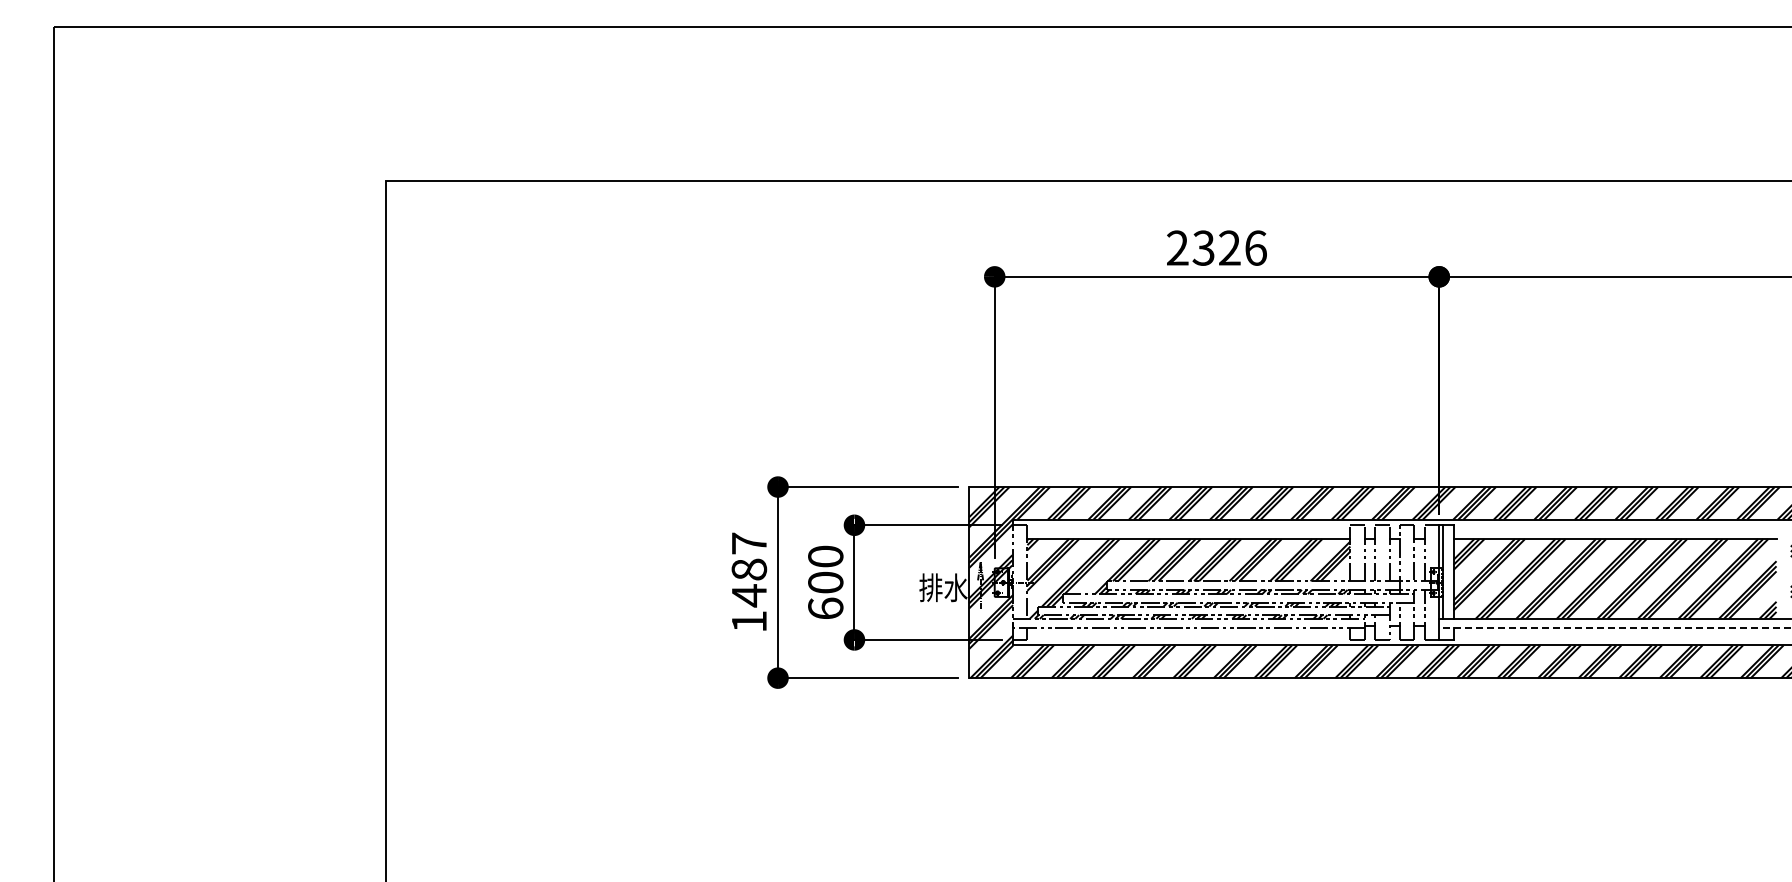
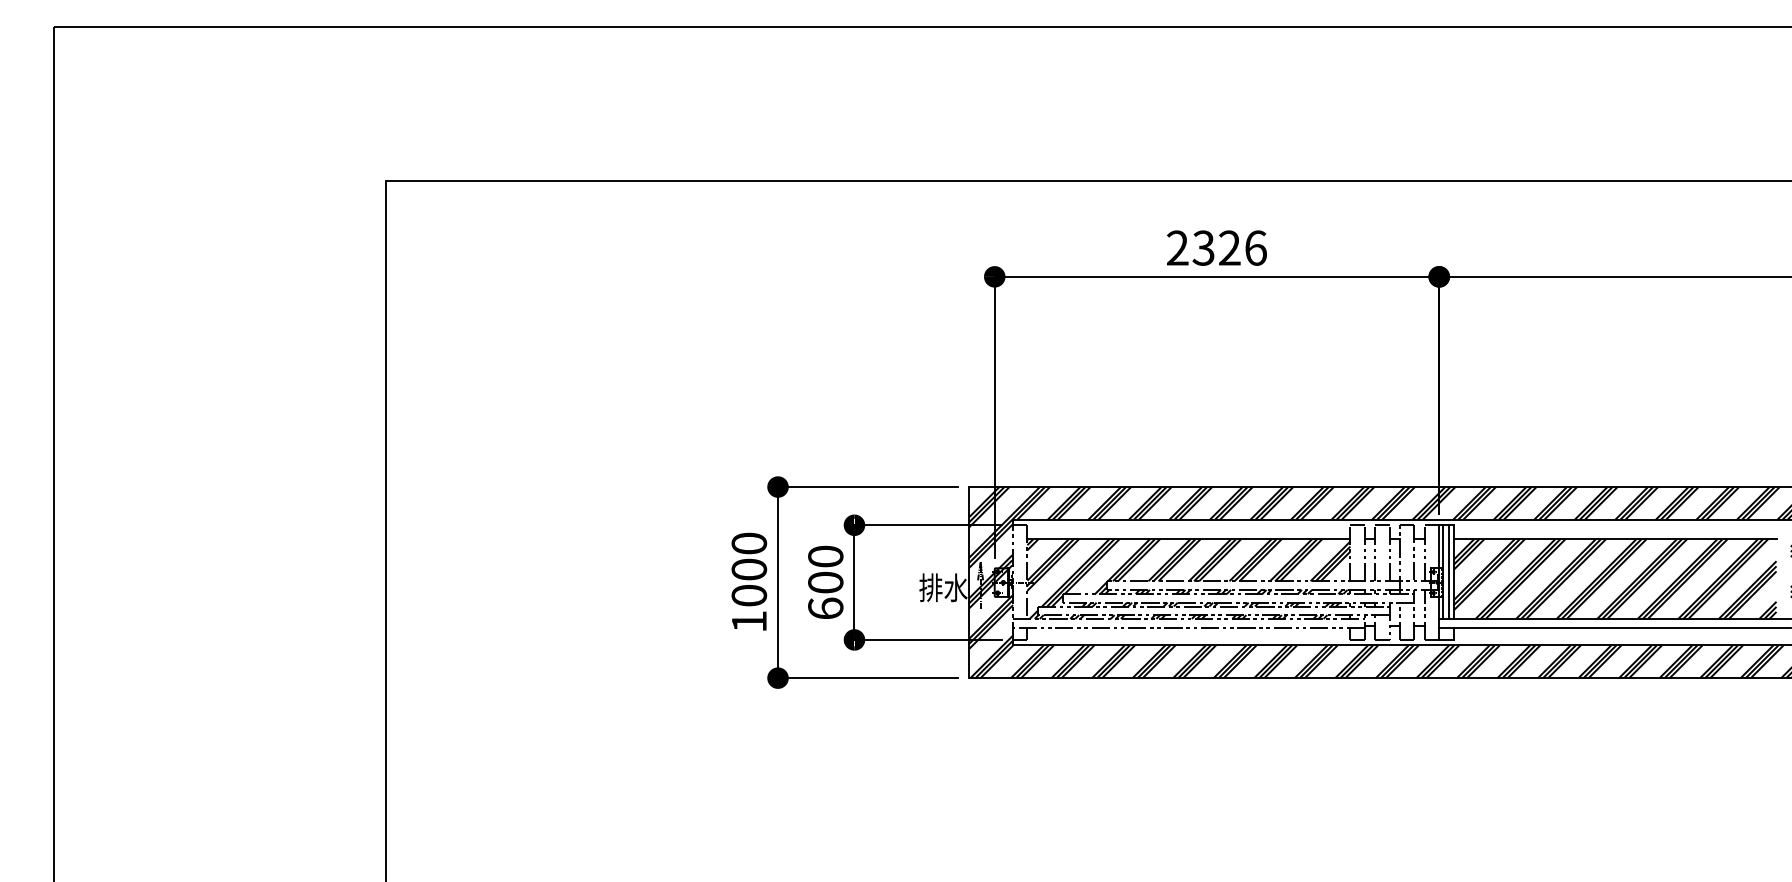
text: 1487 -> 1000 (749, 569)
line: none -> present (1449, 571)
line: dashed -> solid (1615, 627)
